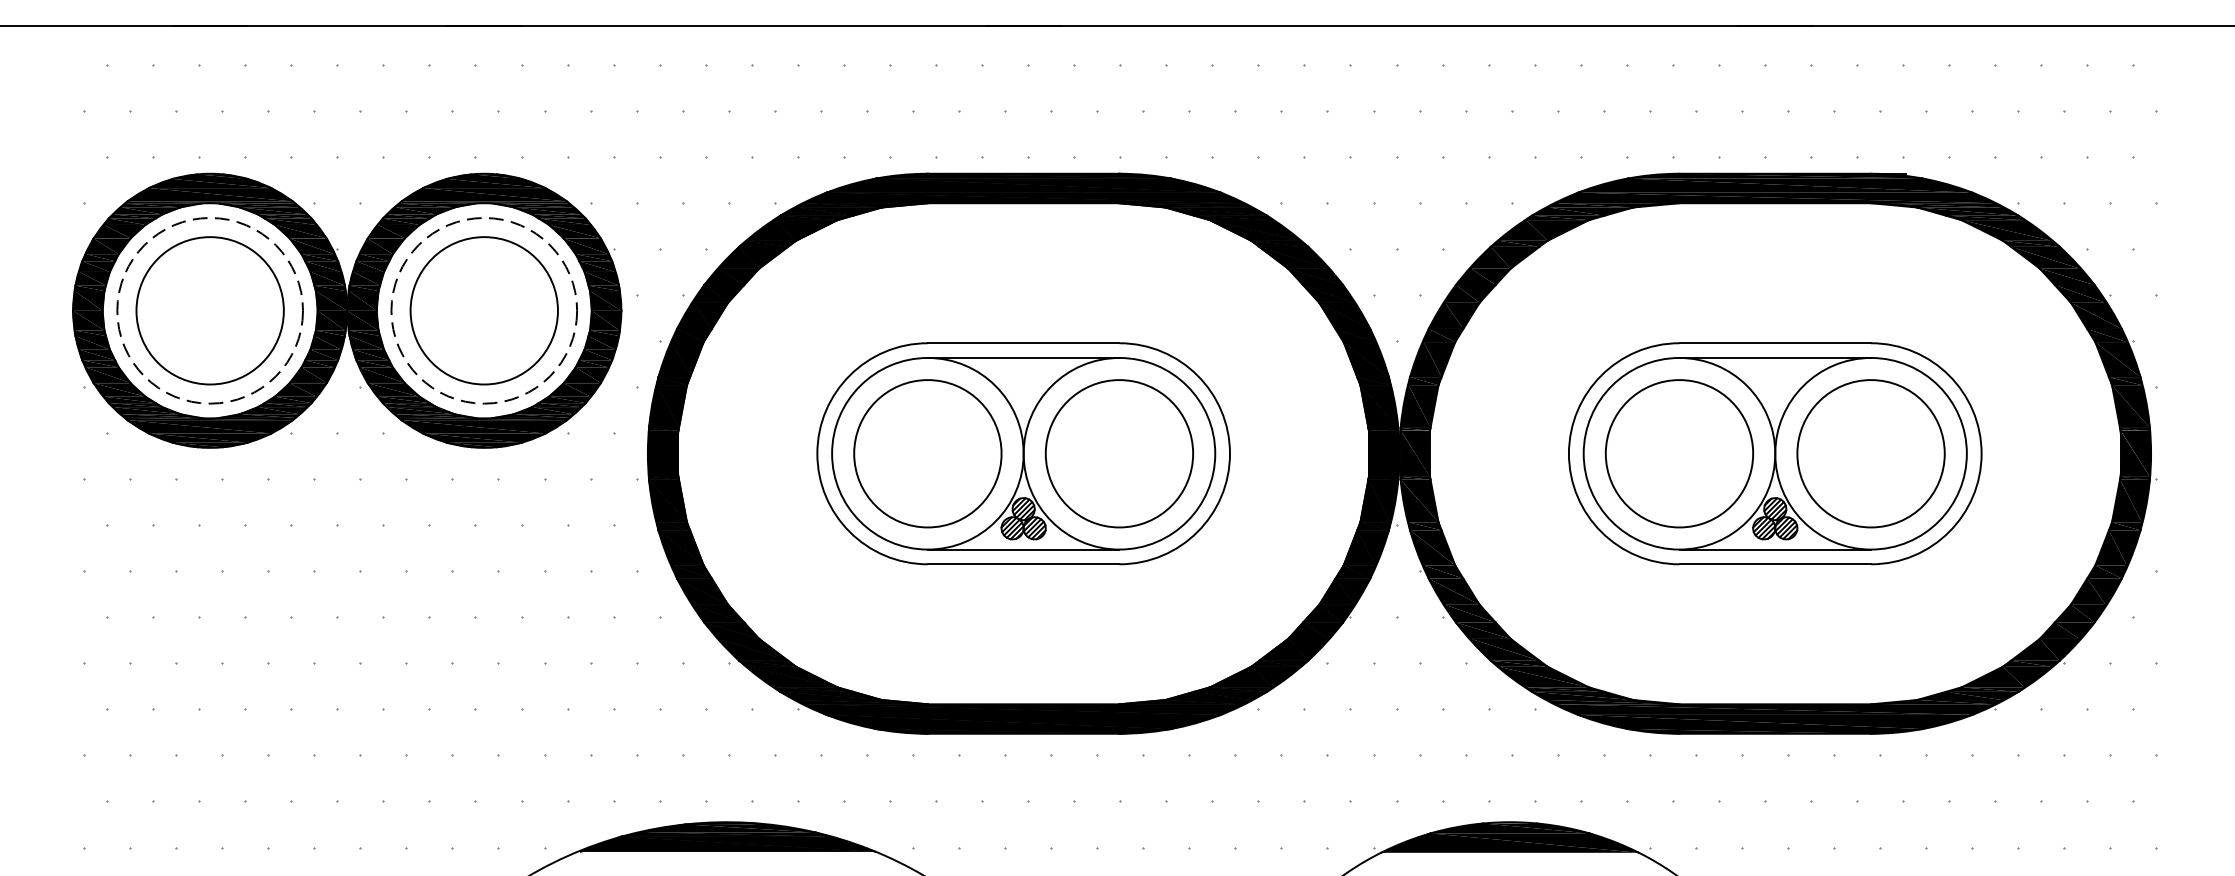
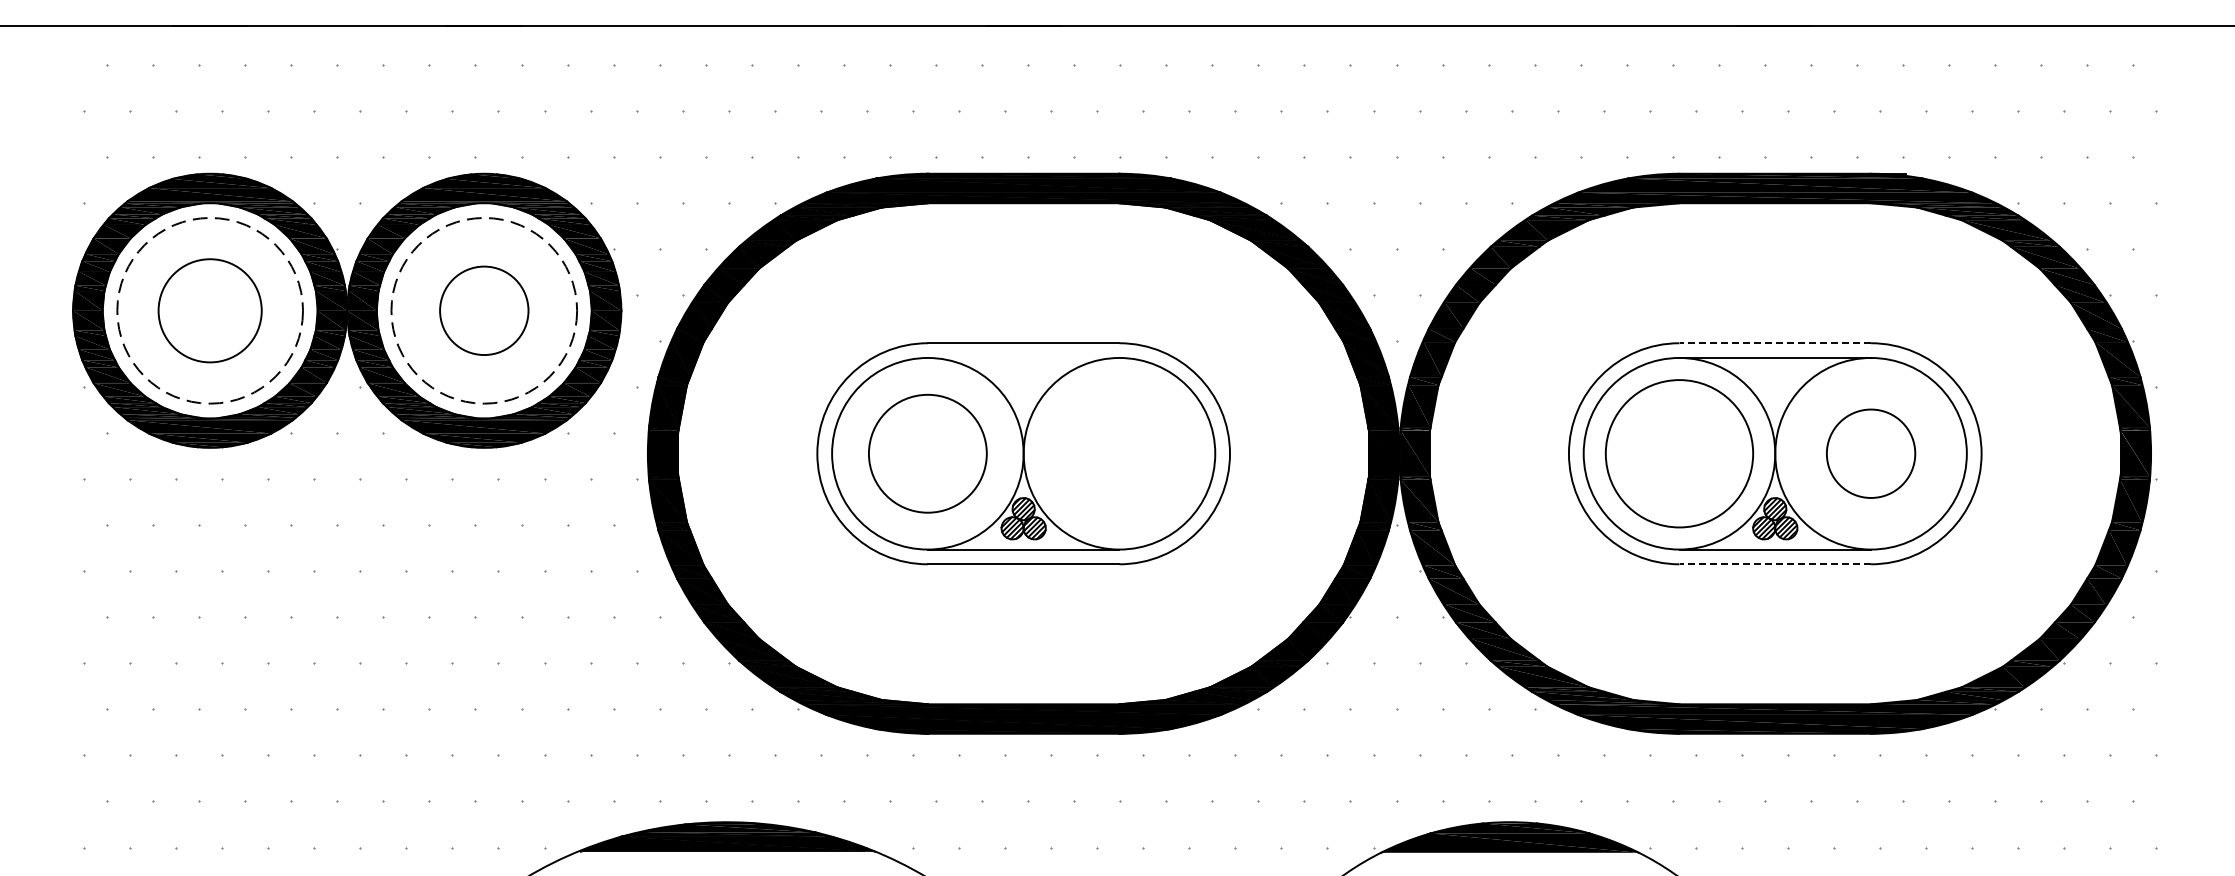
circle diameter: 147 px -> 103 px (209, 310)
circle diameter: 147 px -> 88 px (484, 310)
line: solid -> dashed (1775, 343)
line: present -> none (1023, 357)
circle diameter: 147 px -> 118 px (927, 453)
circle: present -> none (1118, 453)
circle diameter: 147 px -> 88 px (1870, 453)
line: solid -> dashed (1775, 564)
